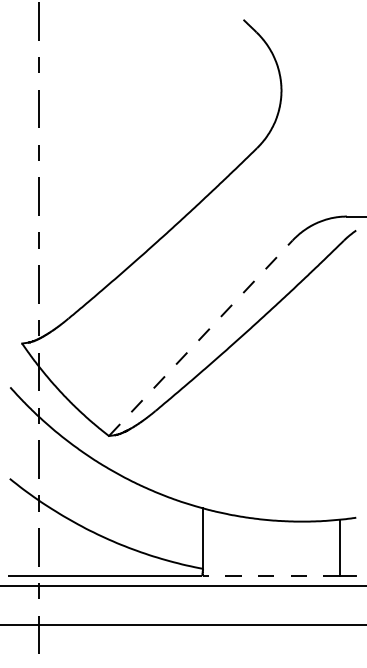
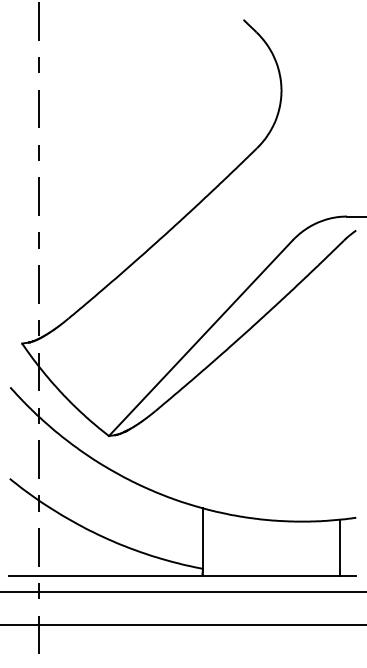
line: dashed -> solid (201, 337)
line: dashed -> solid (271, 575)
line position: (182, 586) -> (182, 592) (182, 592)
